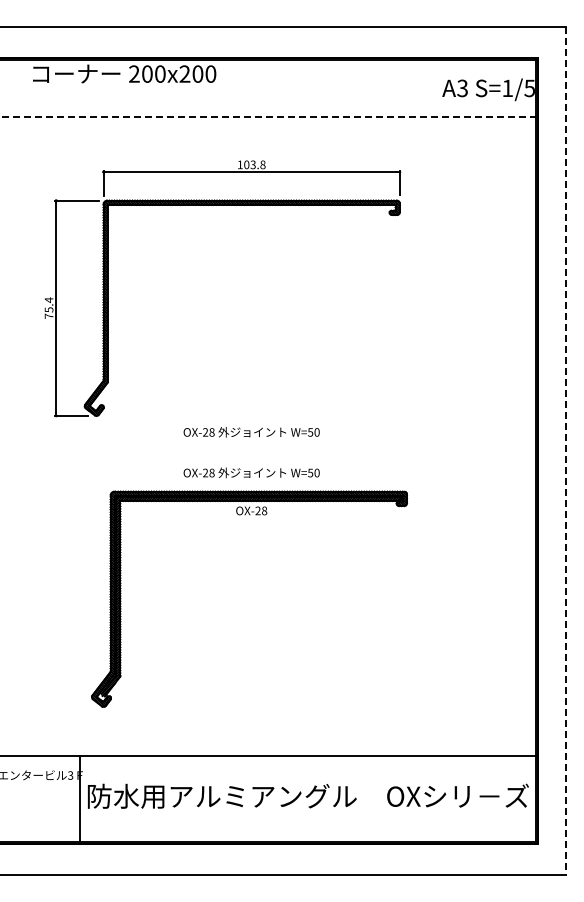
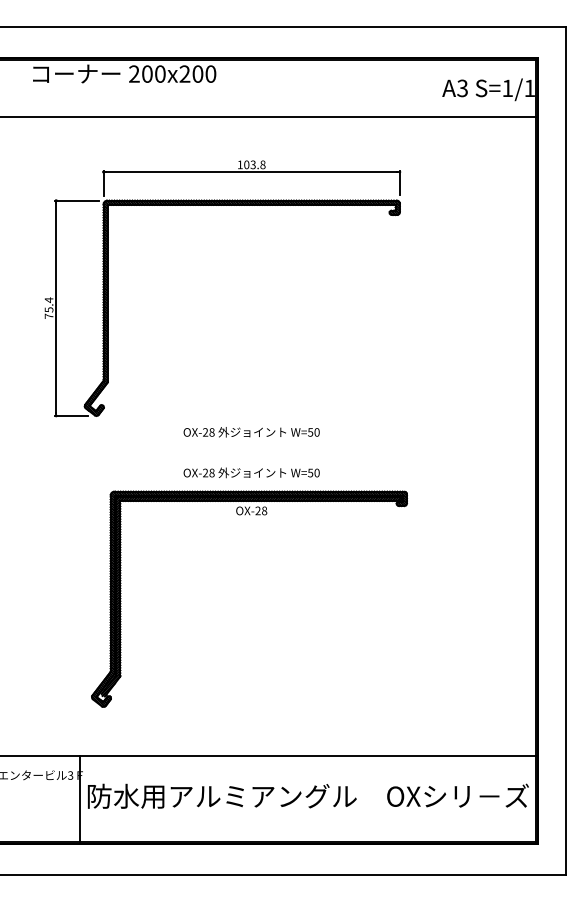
text: S=1/5 -> S=1/1 (529, 88)
line: dashed -> solid (268, 116)
line: dashed -> solid (566, 451)
